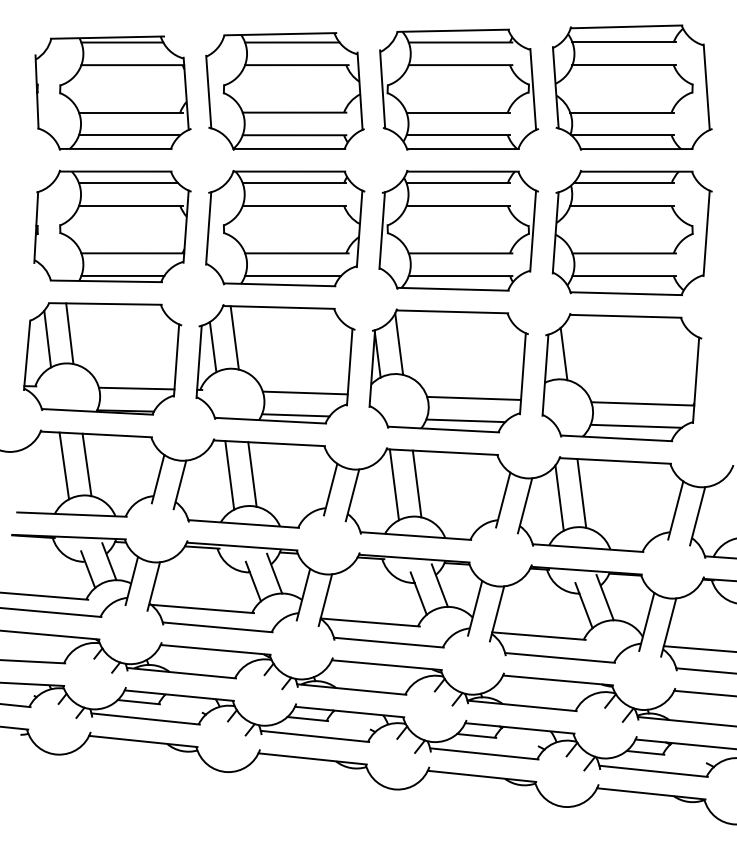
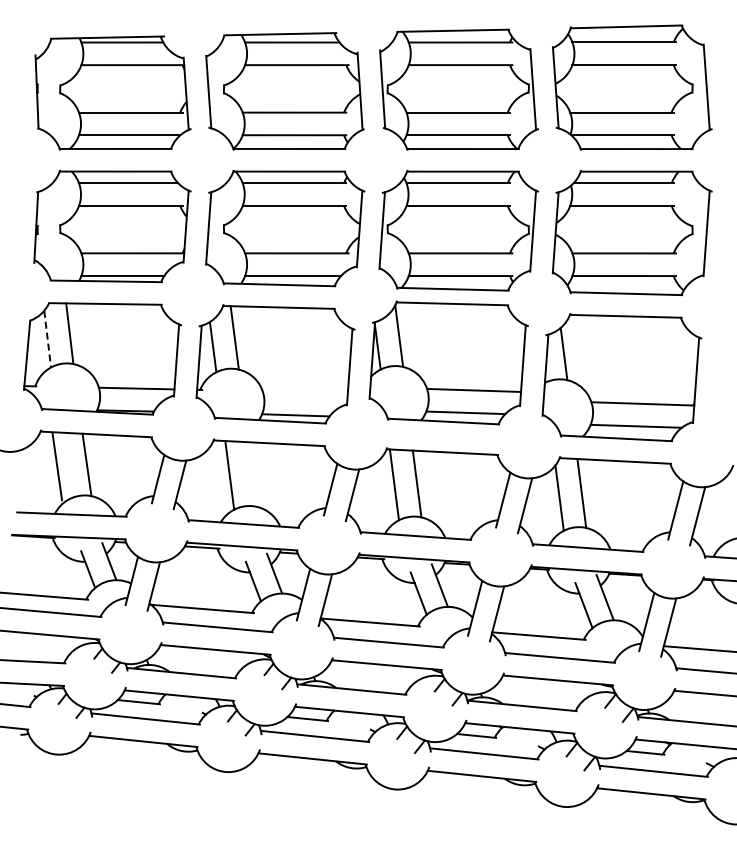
line: solid -> dashed (47, 339)
part position: (448, 370) -> (448, 362) (448, 362)
line: present -> none (304, 392)
line position: (64, 465) -> (57, 466) (57, 466)
line: present -> none (252, 474)
